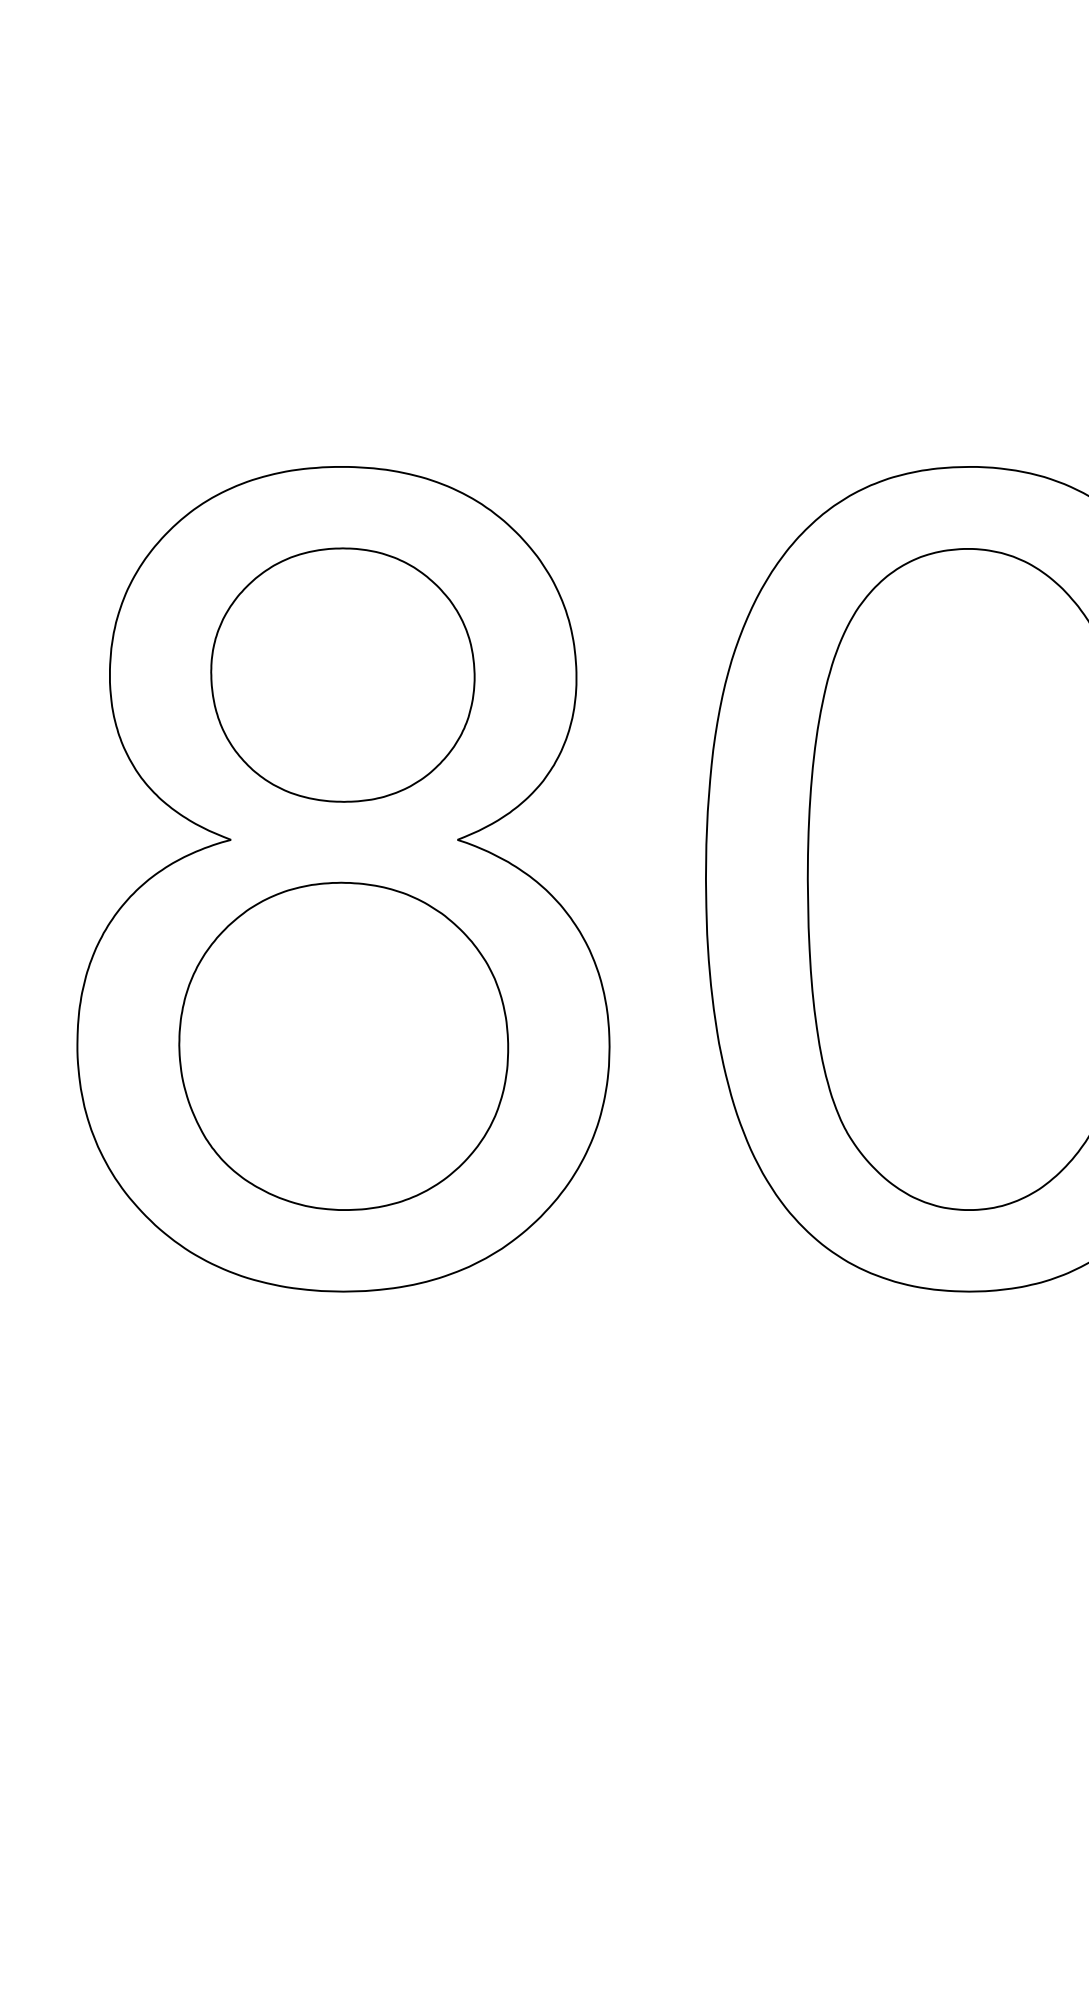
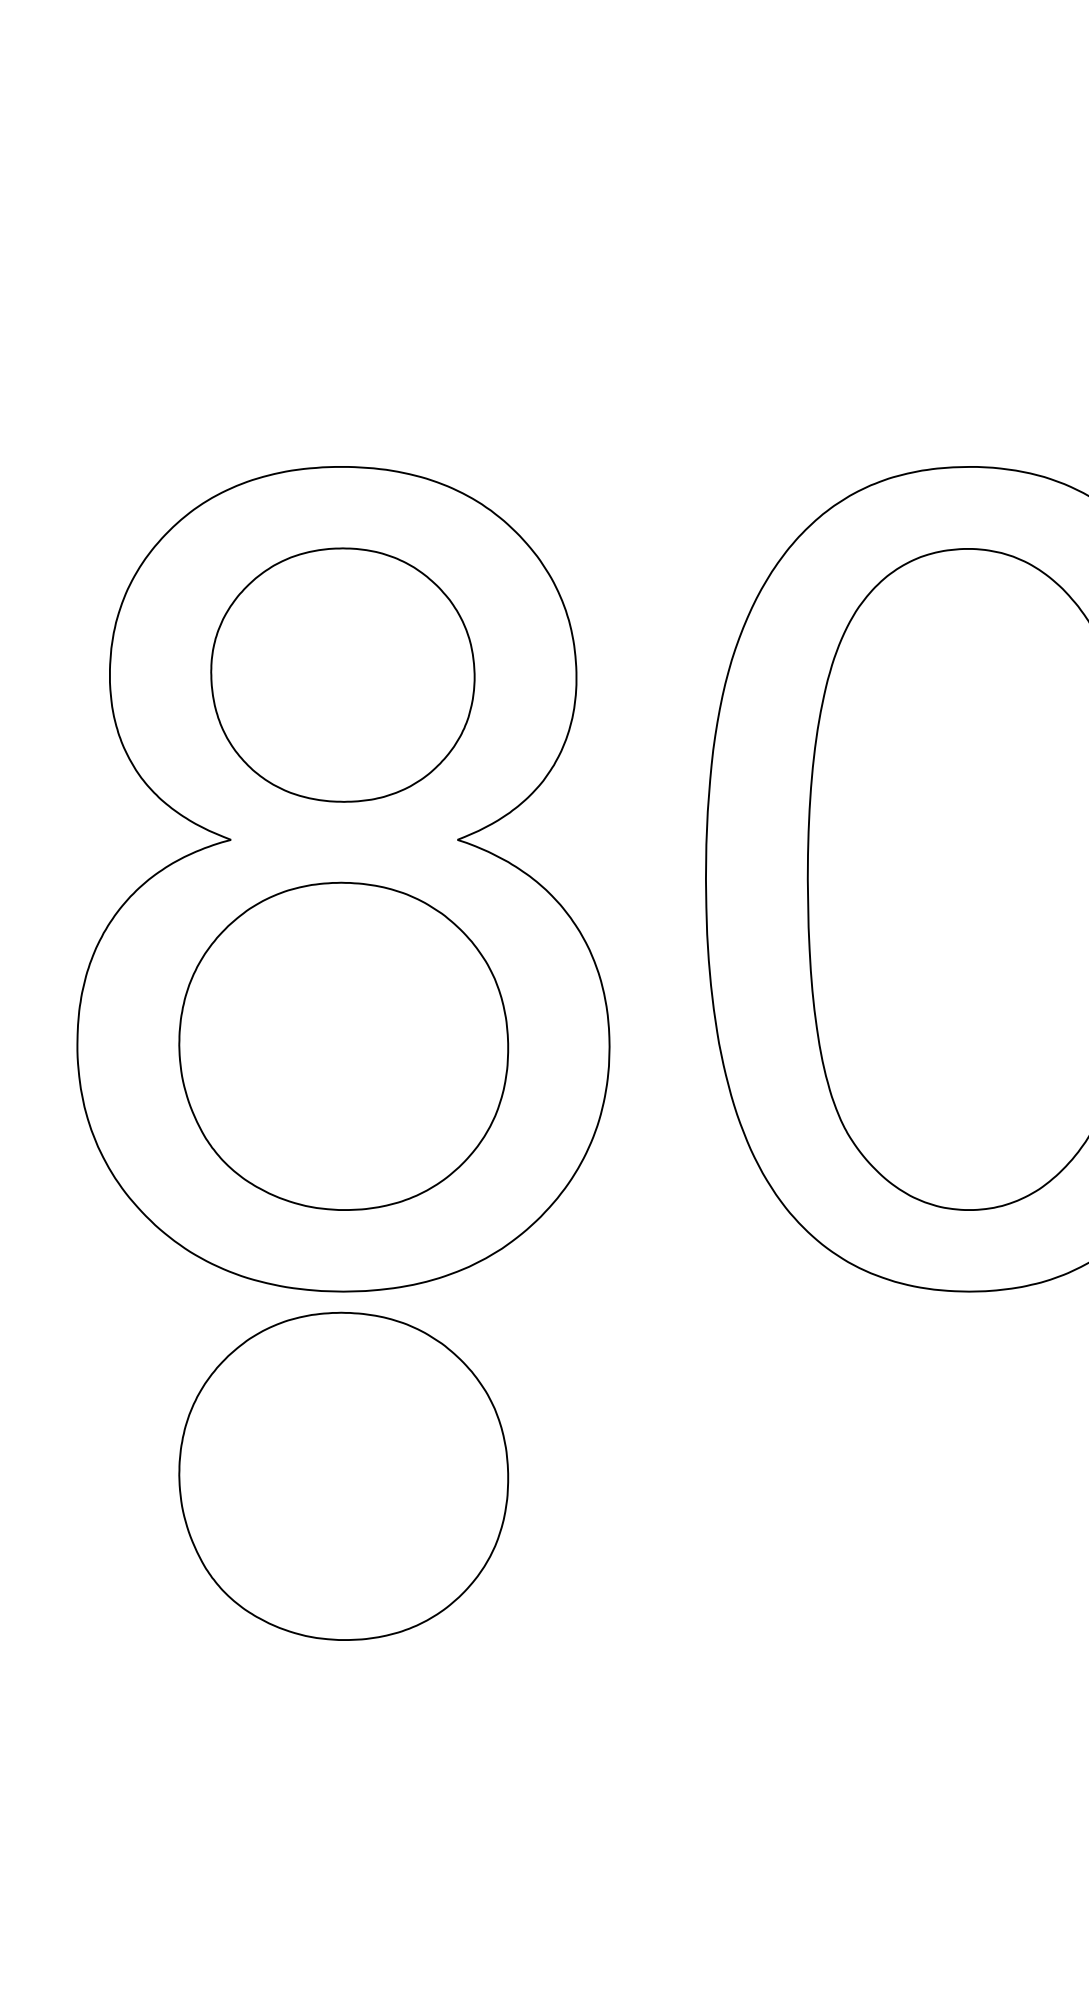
part: none -> present (343, 1475)
